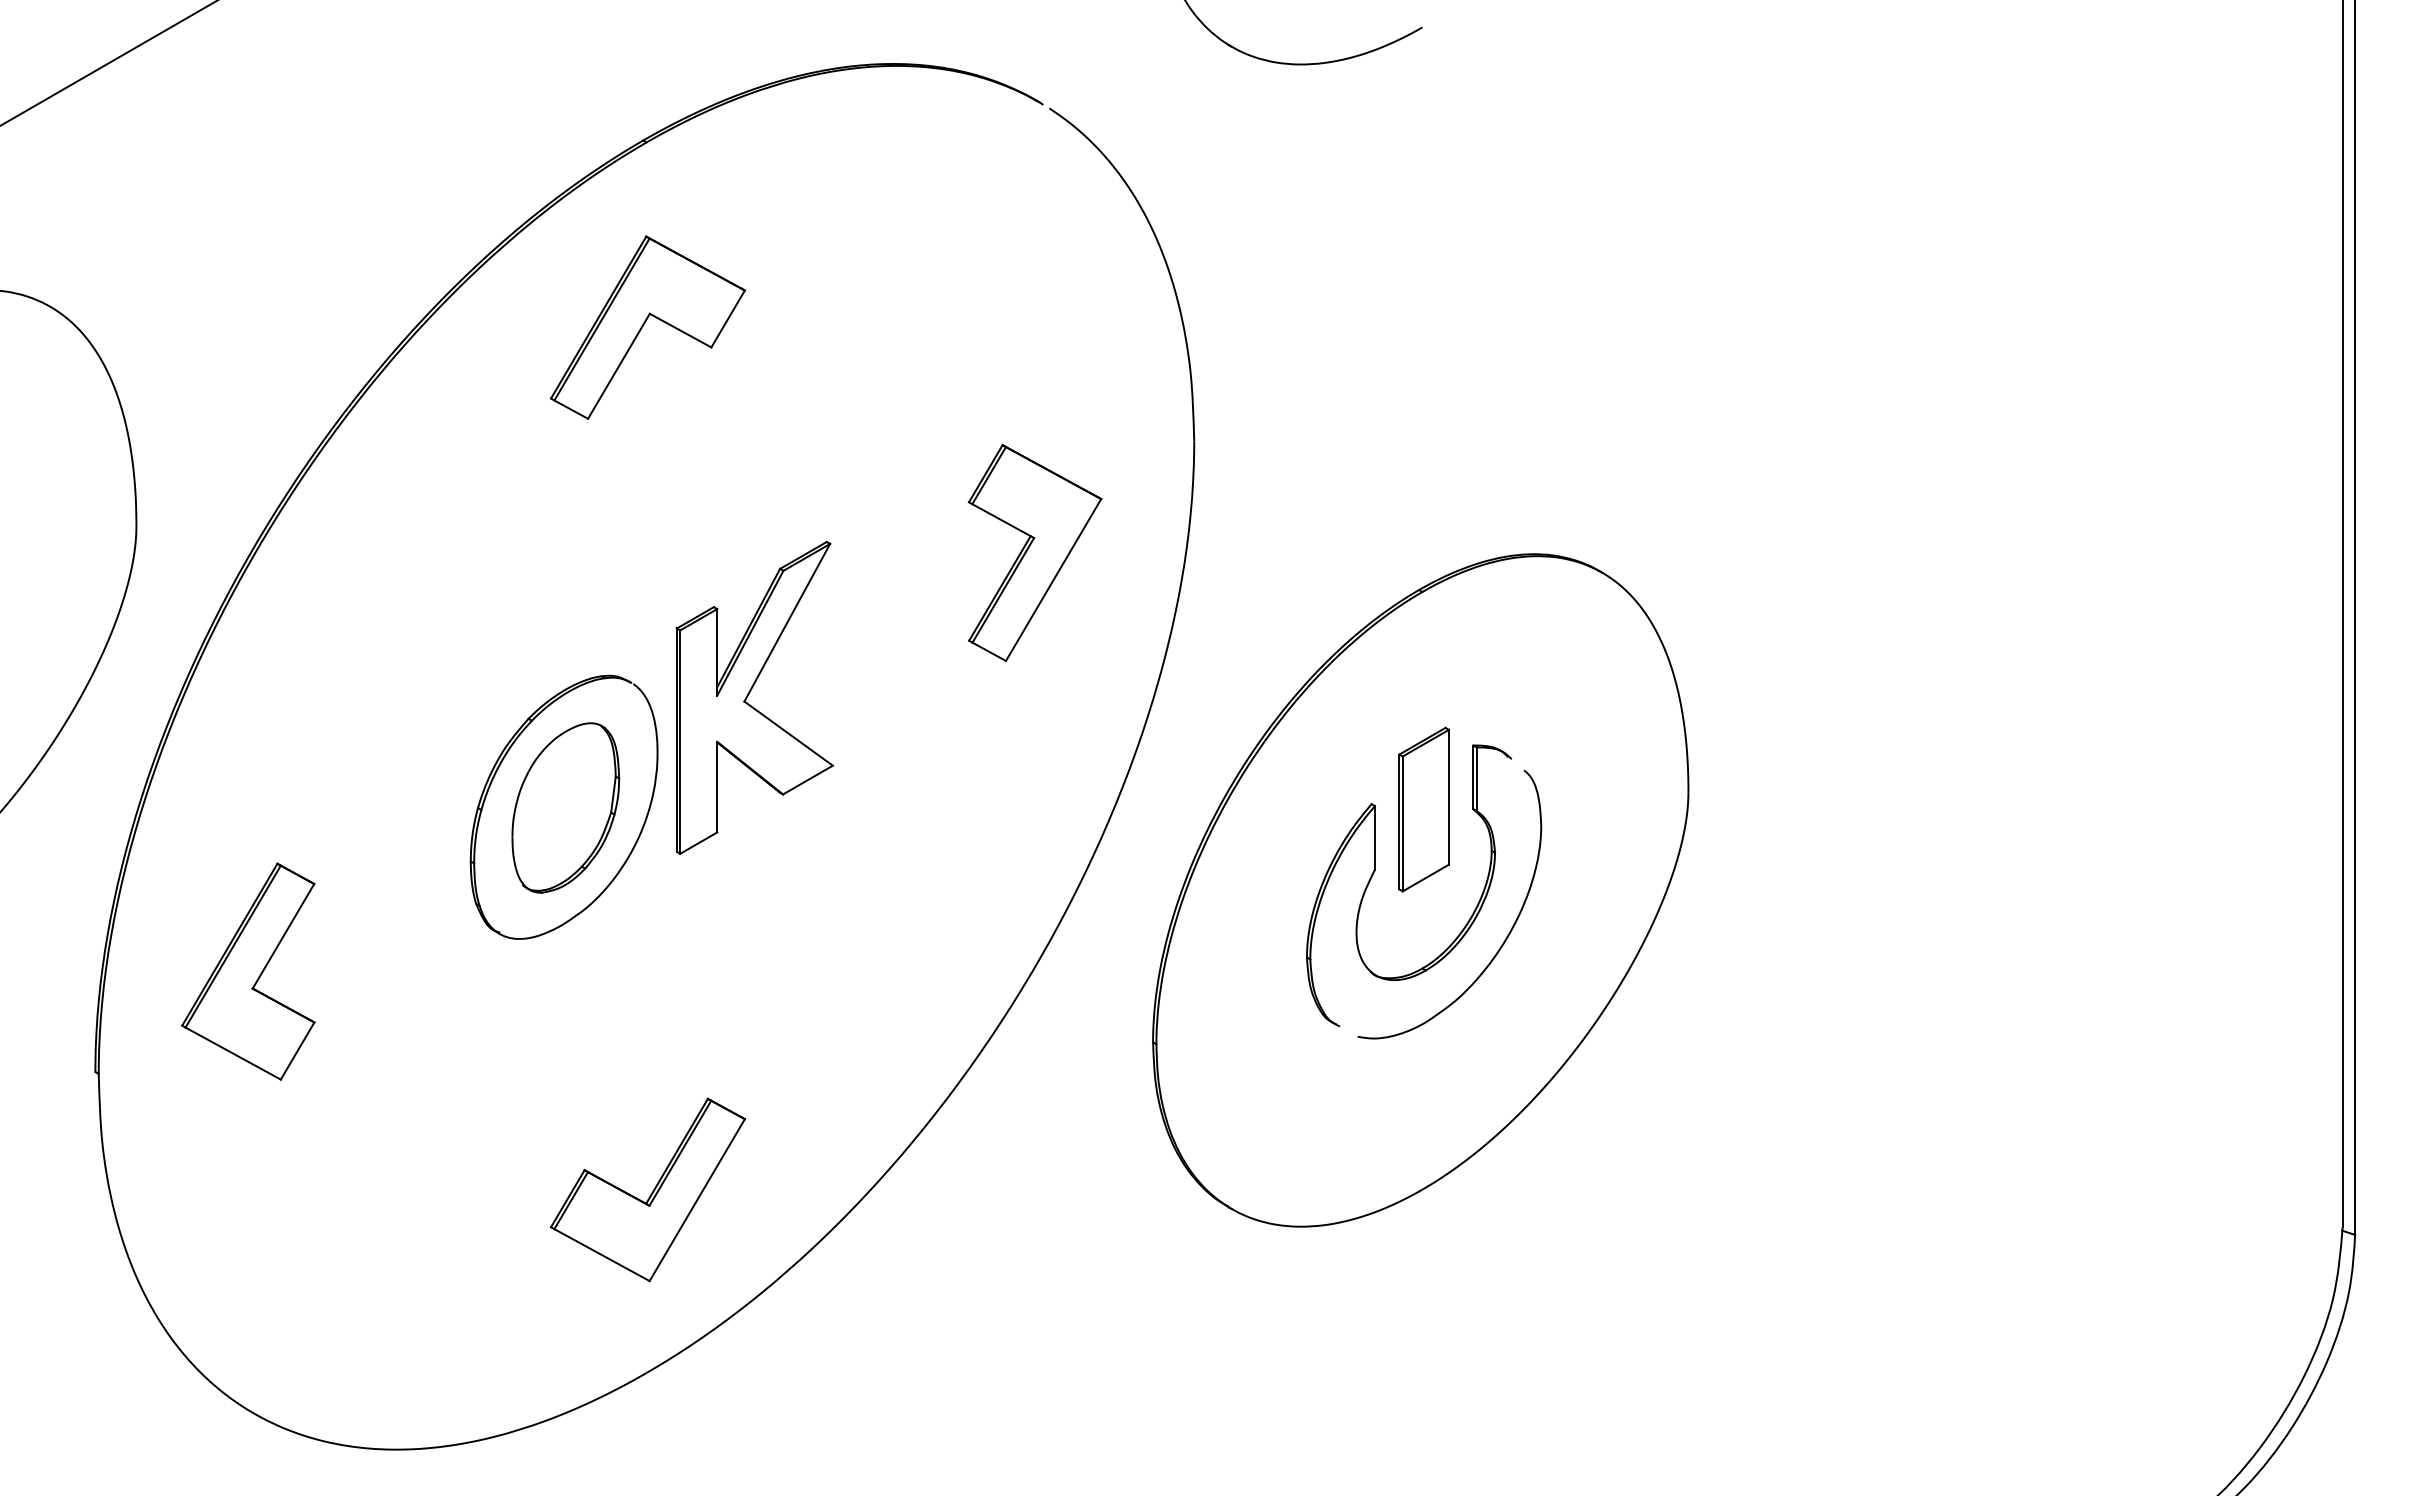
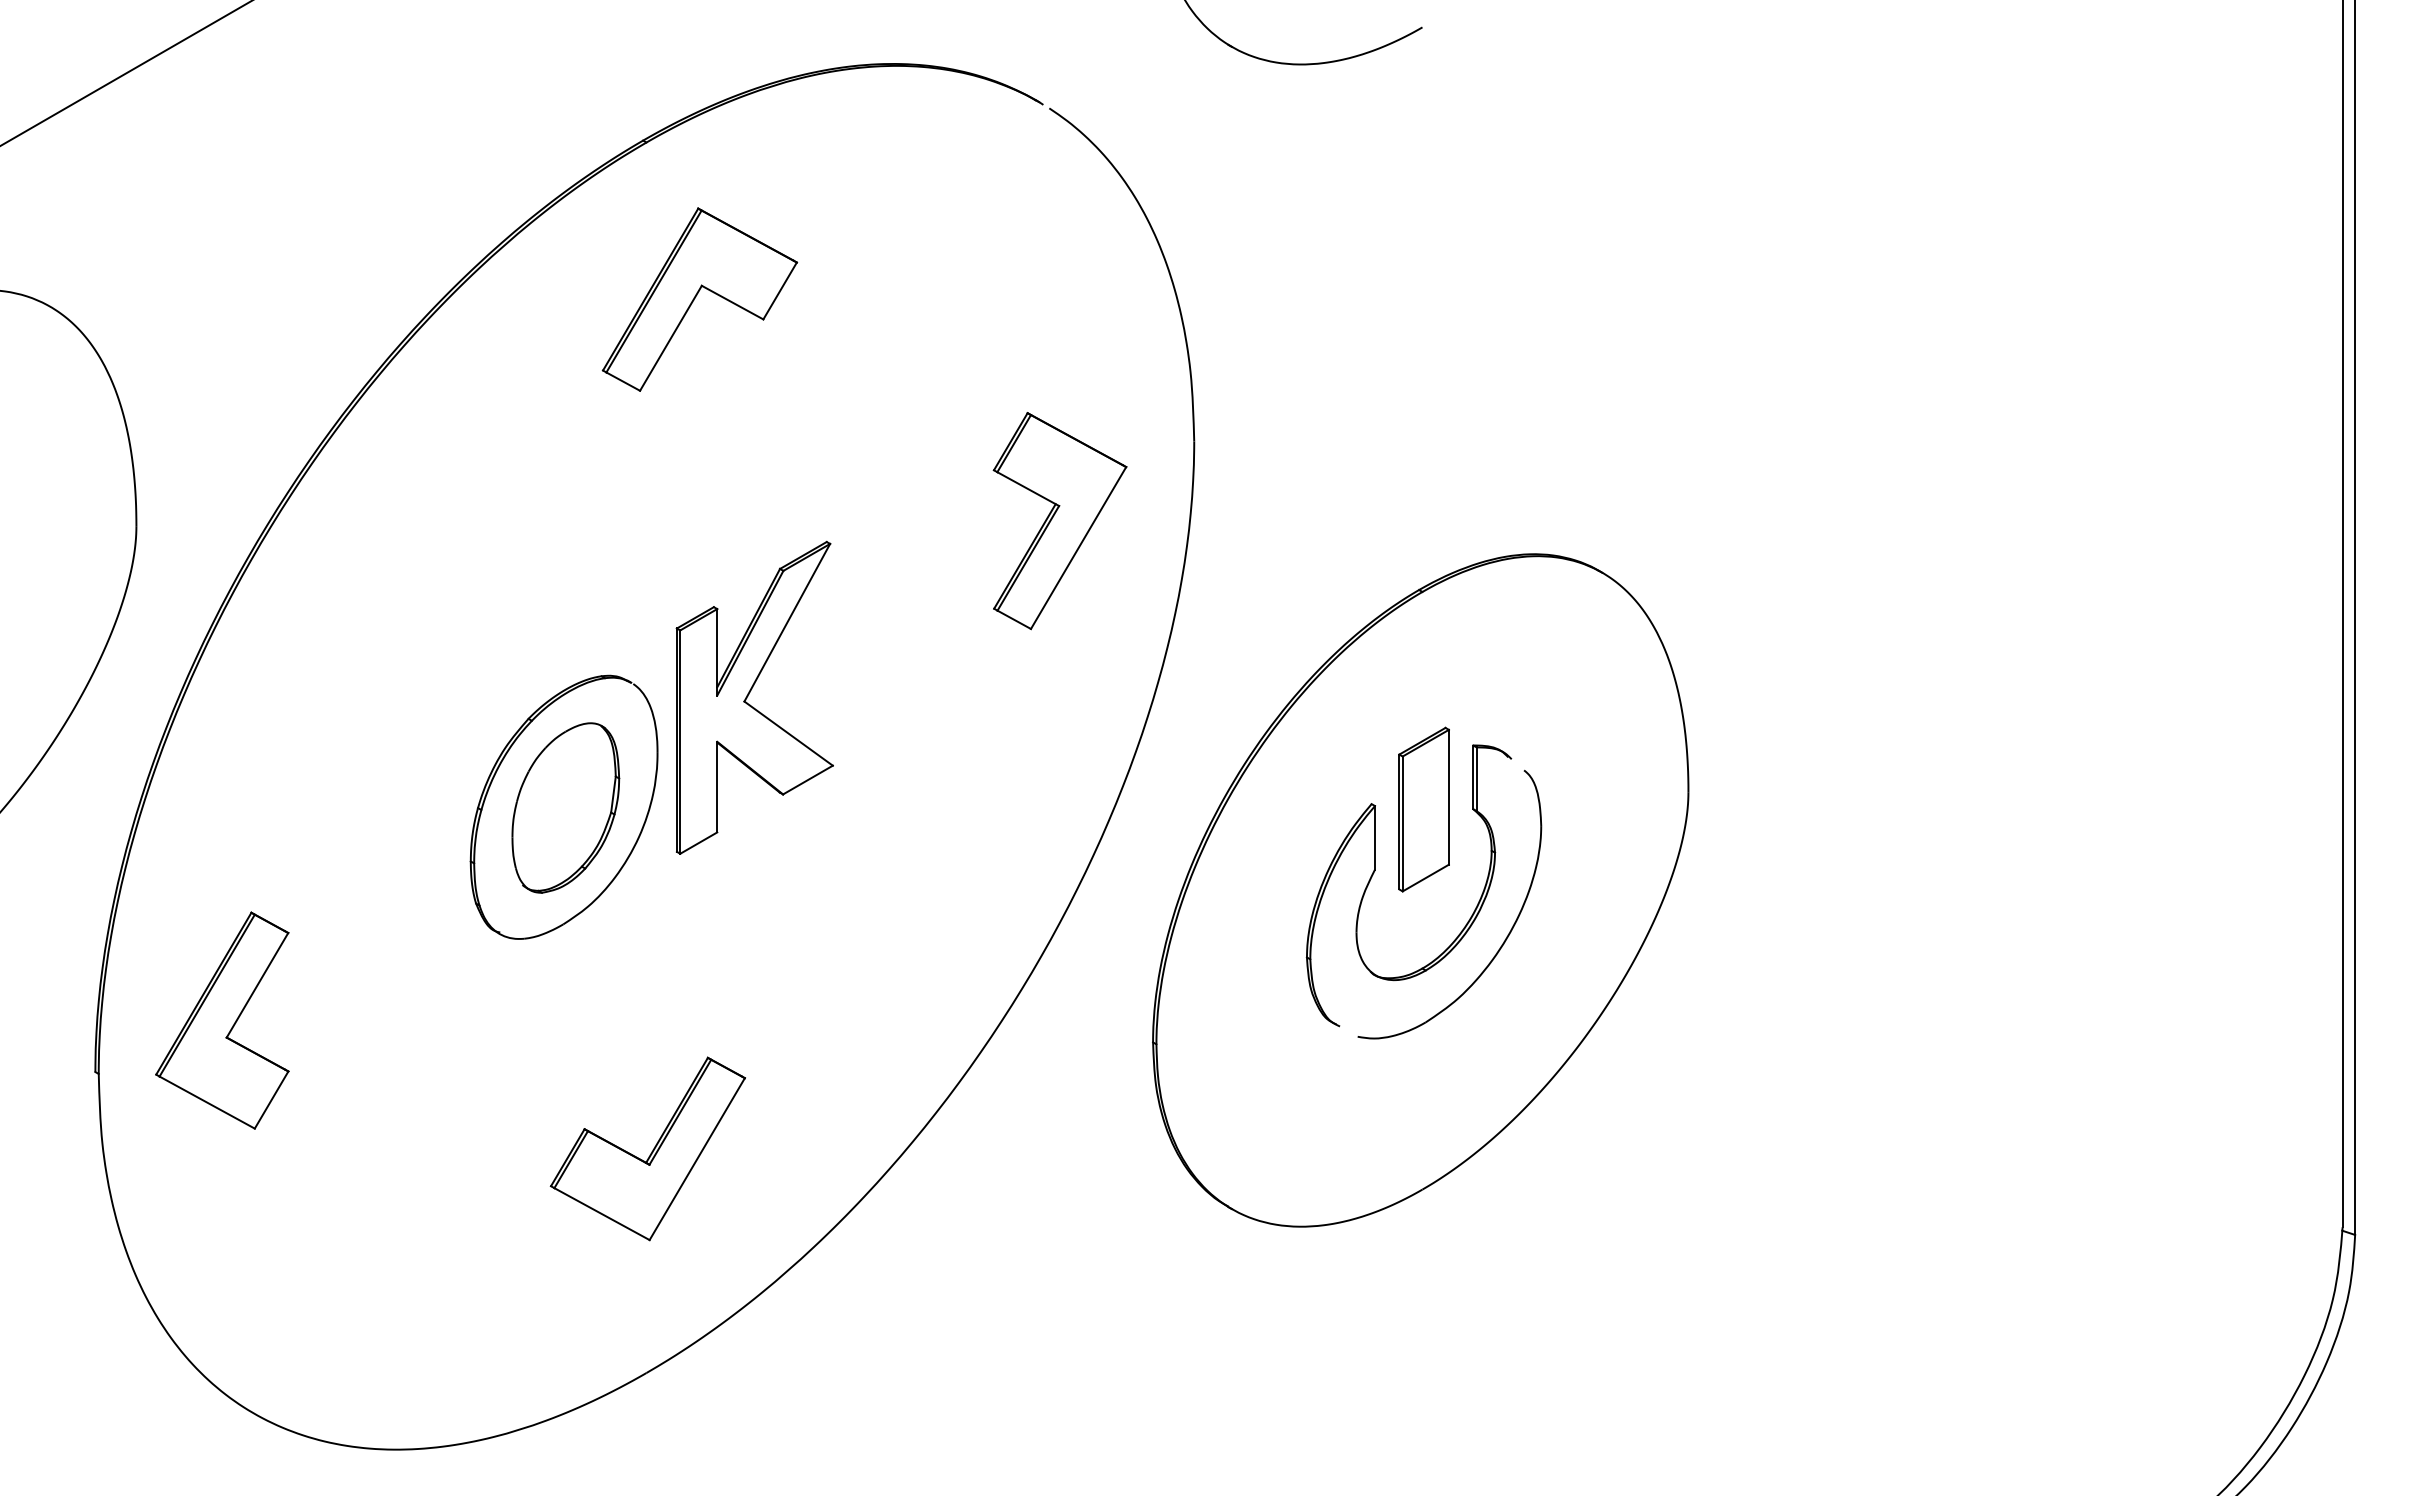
line position: (108, 63) -> (125, 73) (125, 73)
part position: (647, 327) -> (699, 299) (699, 299)
part position: (1034, 553) -> (1059, 521) (1059, 521)
part position: (248, 971) -> (222, 1020) (222, 1020)
part position: (647, 1189) -> (647, 1148) (647, 1148)
